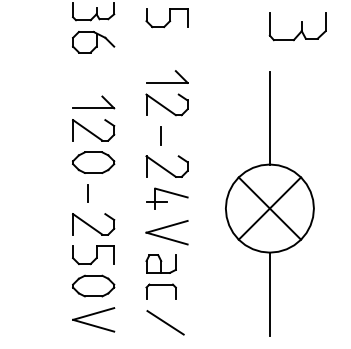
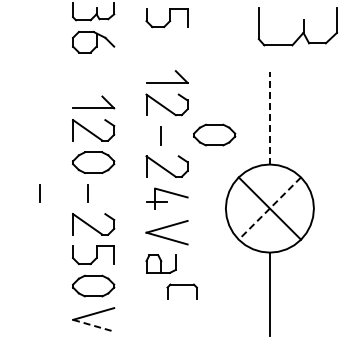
part size: 59x30 px -> 81x40 px (297, 26)
line: solid -> dashed (269, 117)
part: none -> present (214, 134)
line: none -> present (39, 193)
line: solid -> dashed (269, 208)
part position: (160, 291) -> (181, 291) (181, 291)
line: present -> none (165, 322)
line: solid -> dashed (94, 325)
